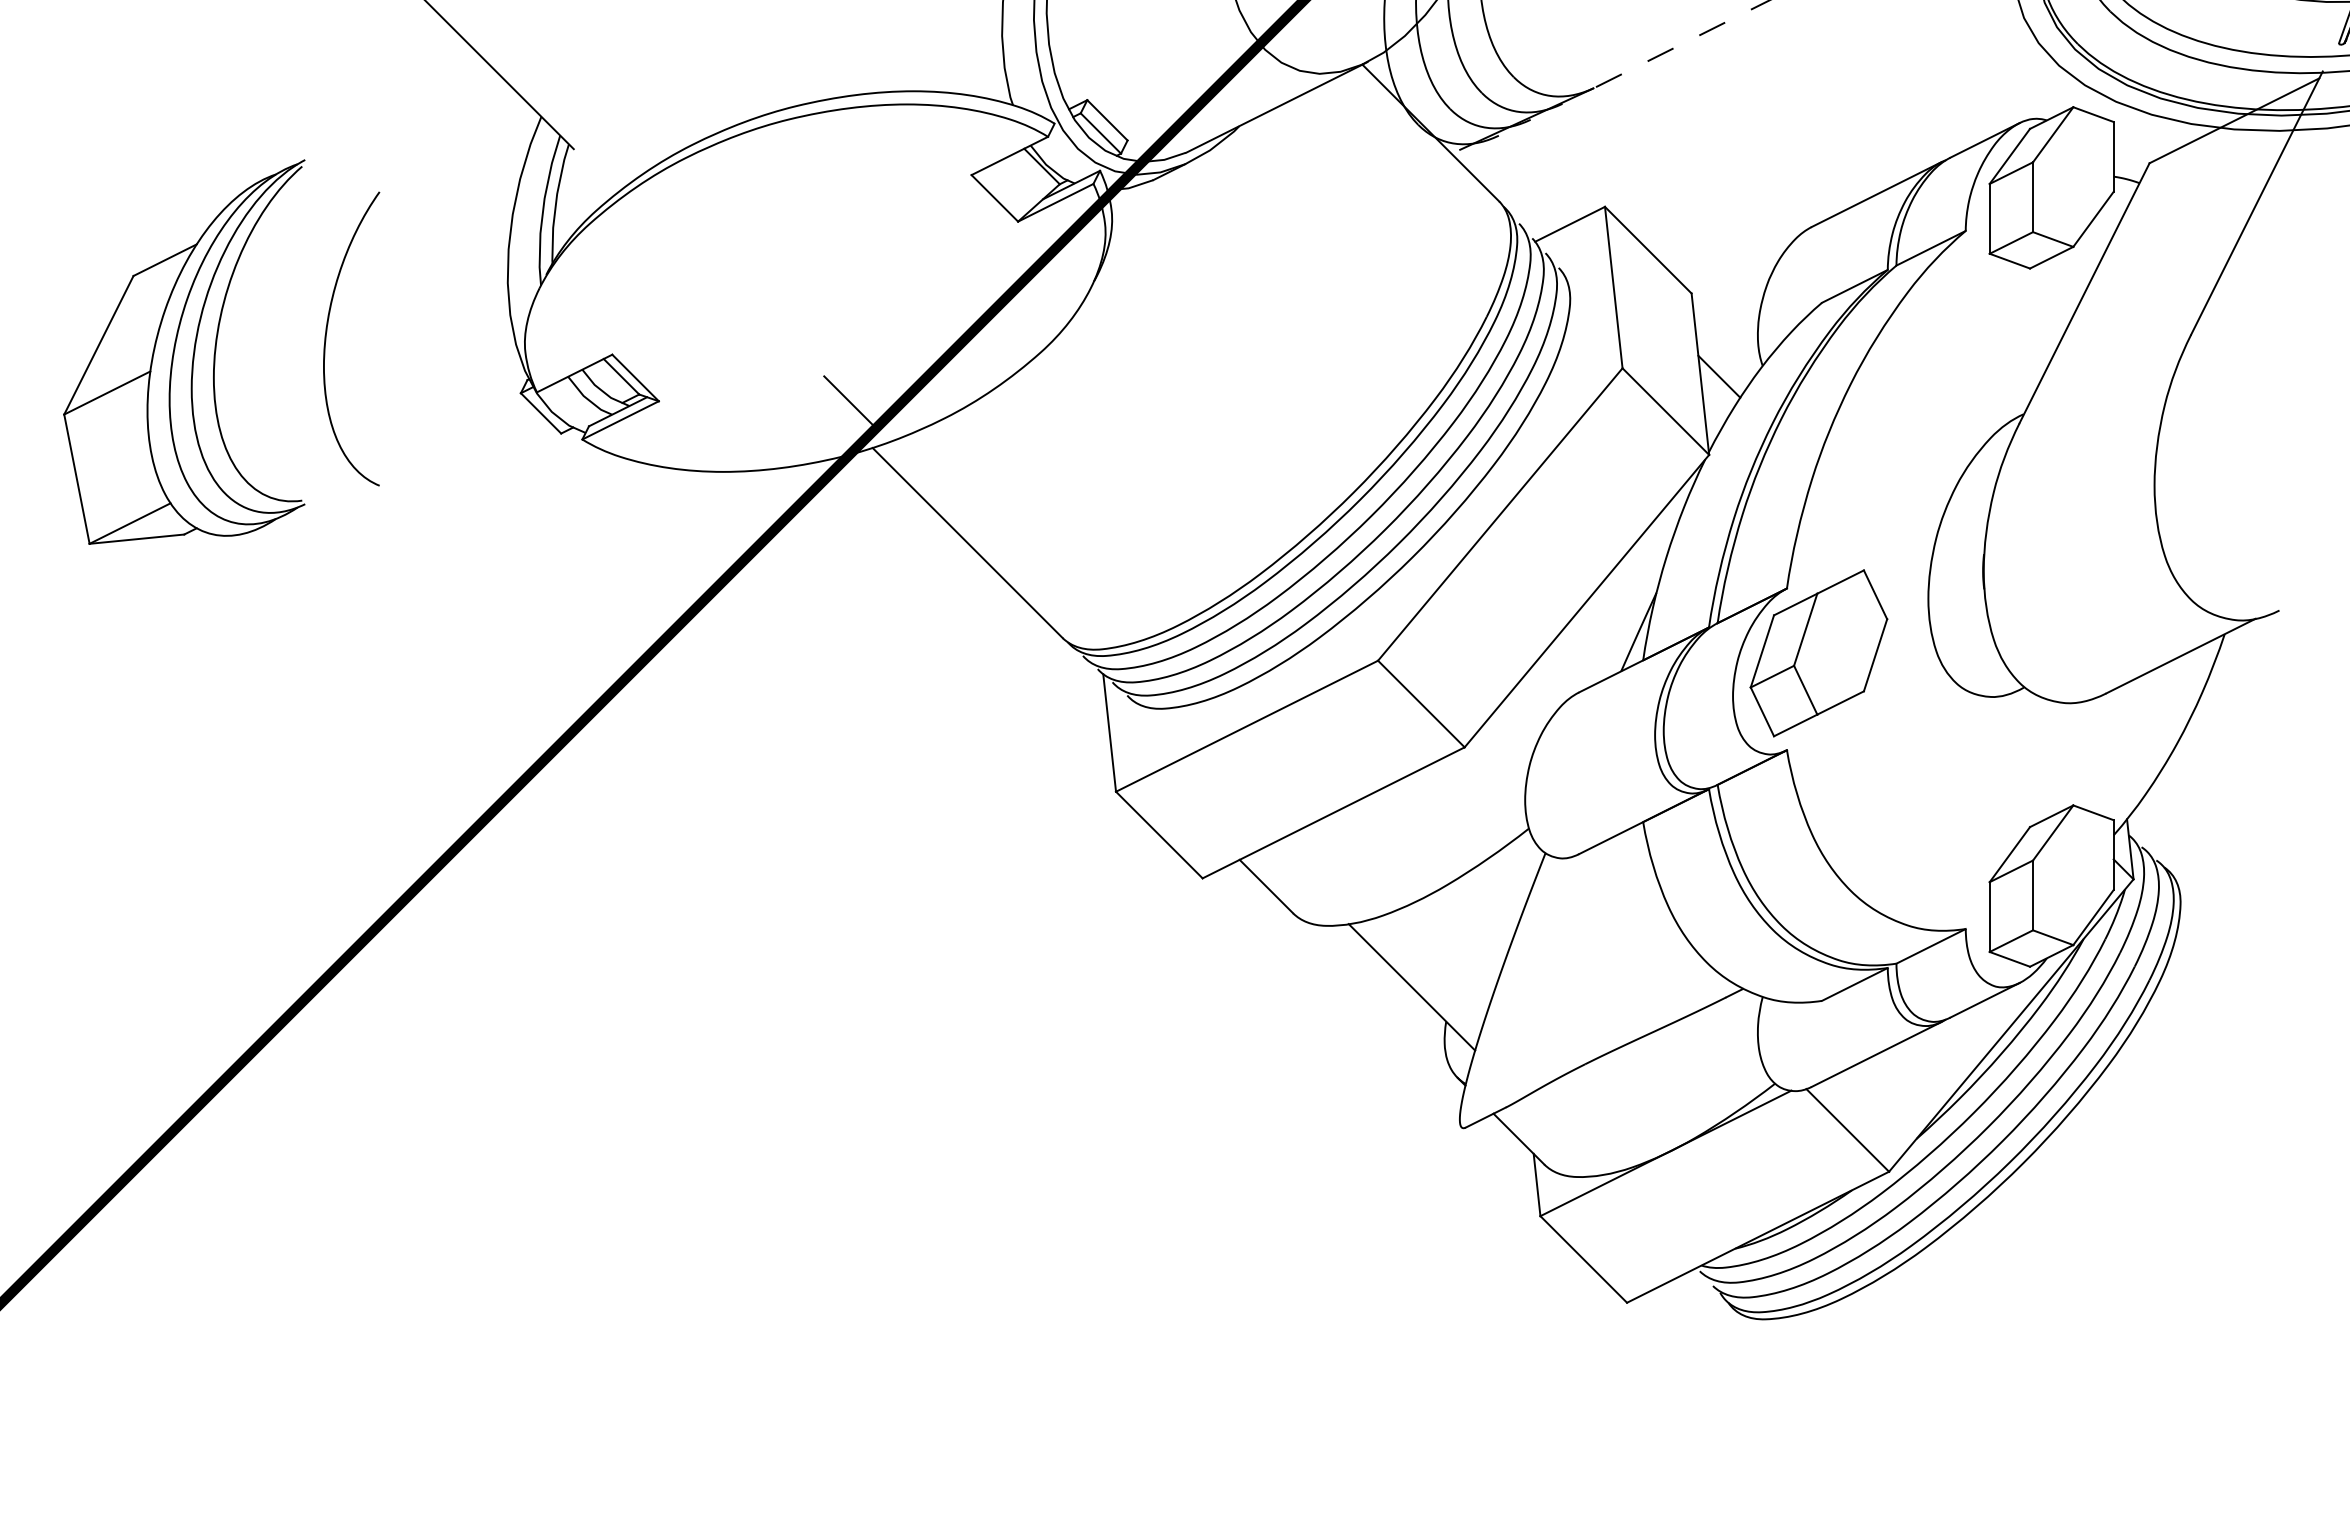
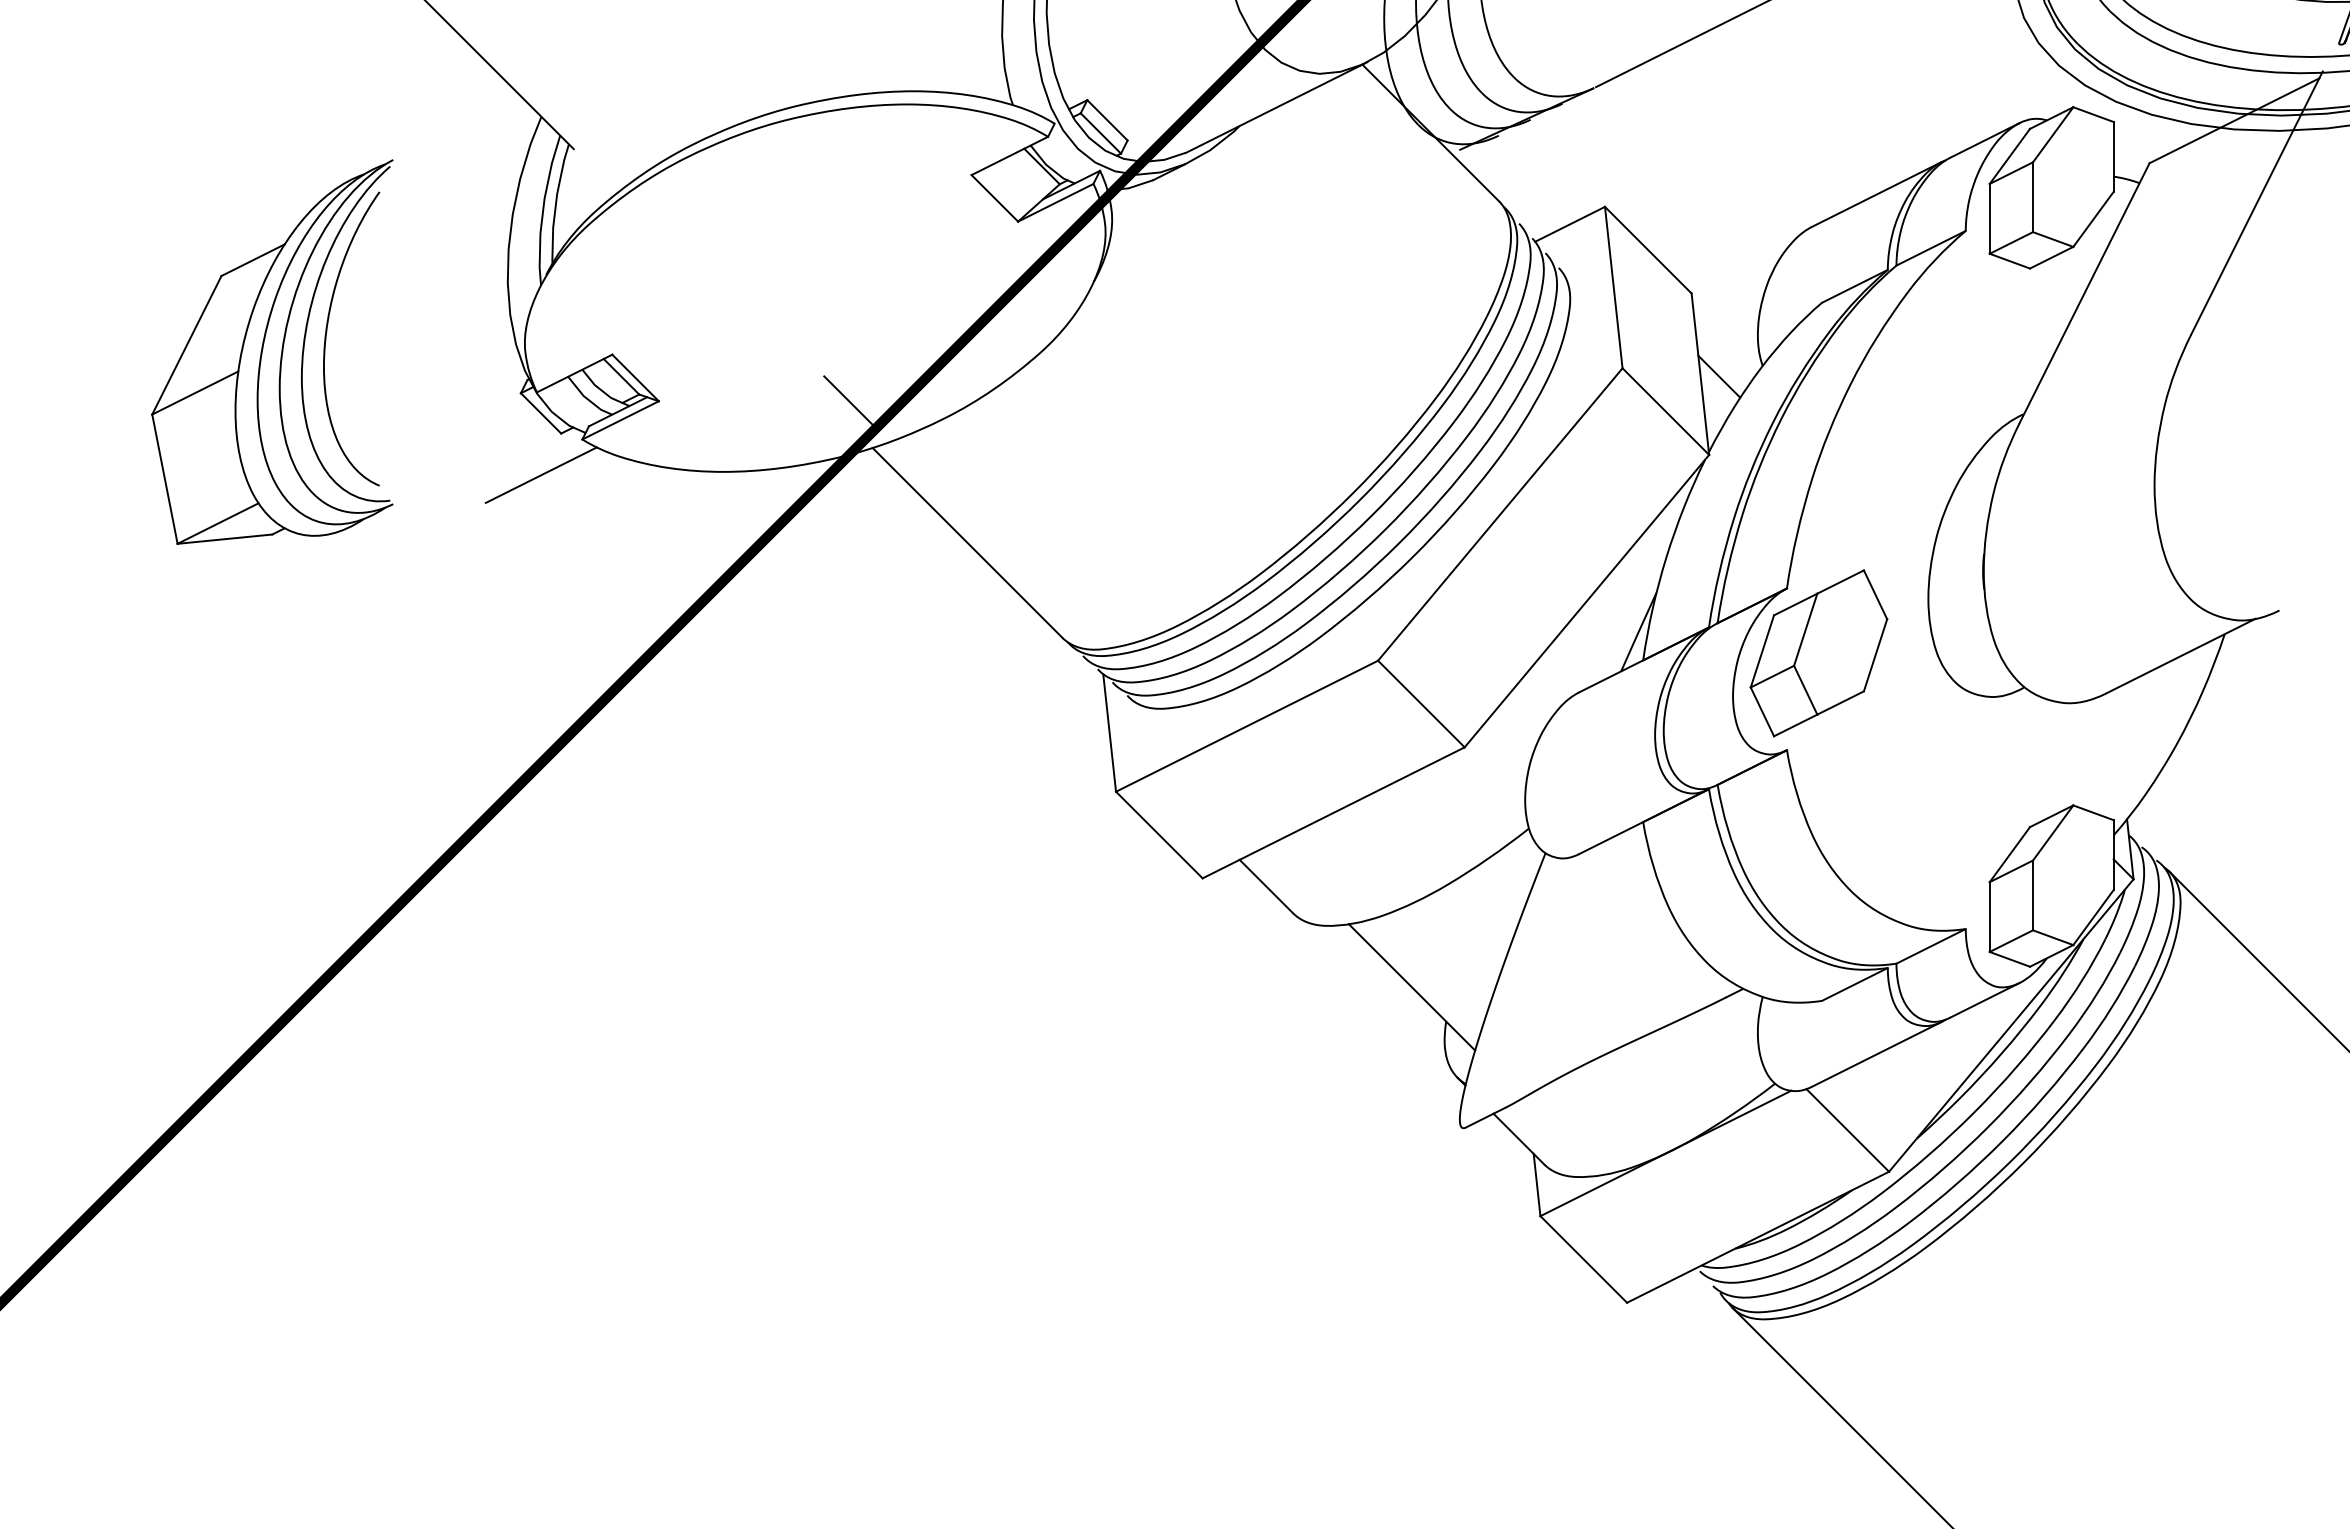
line: dashed -> solid (1683, 43)
part position: (184, 351) -> (272, 351) (272, 351)
line: none -> present (540, 474)
line: none -> present (2257, 960)
line: none -> present (1841, 1416)
